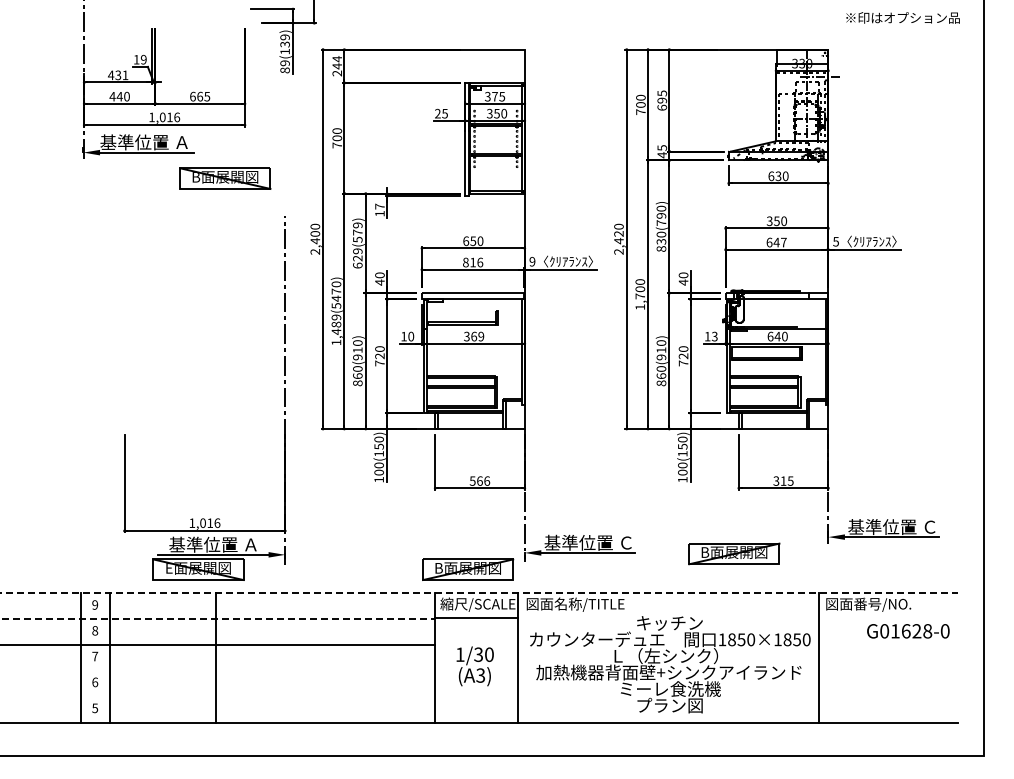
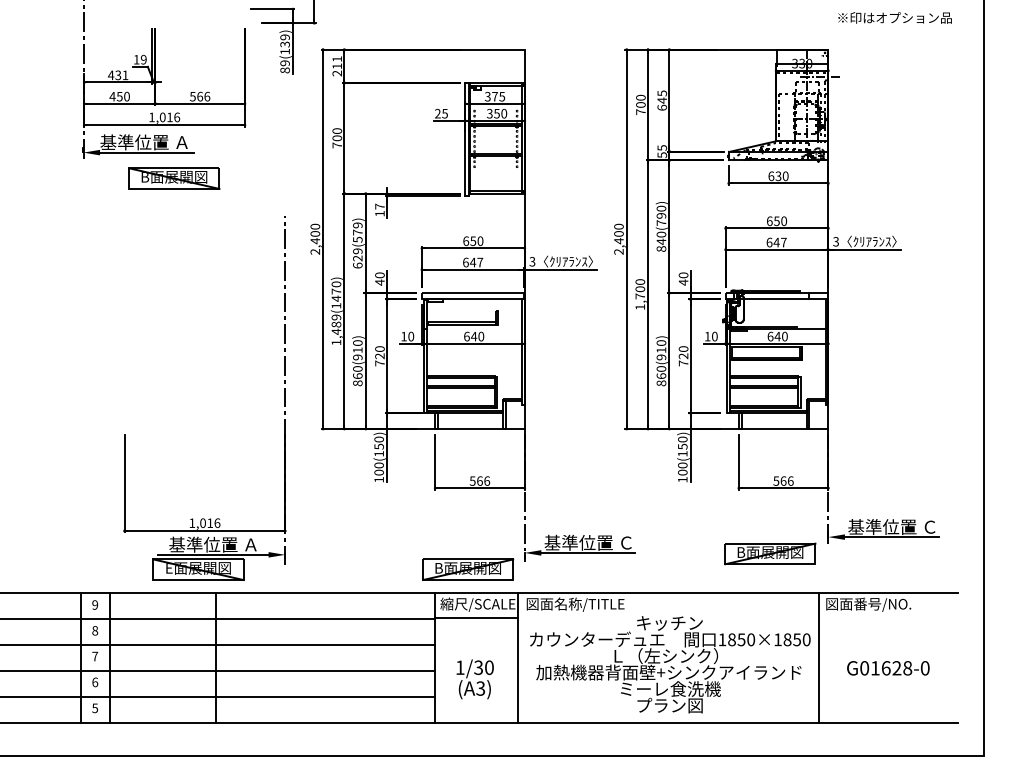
text position: (902, 17) -> (894, 17) (894, 17)
text: 244 -> 211 (336, 62)
text: 440 -> 450 (119, 96)
text: 665 -> 566 (200, 96)
text: 695 -> 645 (662, 100)
text: 45 -> 55 (662, 155)
part position: (225, 178) -> (174, 178) (174, 178)
text: 350 -> 650 (769, 220)
text: 2,420 -> 2,400 (618, 233)
text: 830(790) -> 840(790) (661, 241)
text: 5 -> 3 (835, 241)
text: 9 -> 3 (532, 261)
text: 816 -> 647 (473, 262)
text: 1,489(5470) -> 1,489(1470) (336, 305)
text: 369 -> 640 (474, 336)
text: 13 -> 10 (714, 336)
text: 315 -> 566 (783, 480)
part position: (734, 553) -> (770, 553) (770, 553)
line: dashed -> solid (479, 593)
line: dashed -> solid (218, 619)
text position: (908, 631) -> (888, 668) (888, 668)
text position: (474, 666) -> (474, 679) (474, 679)
line: none -> present (218, 670)
line: none -> present (218, 696)
